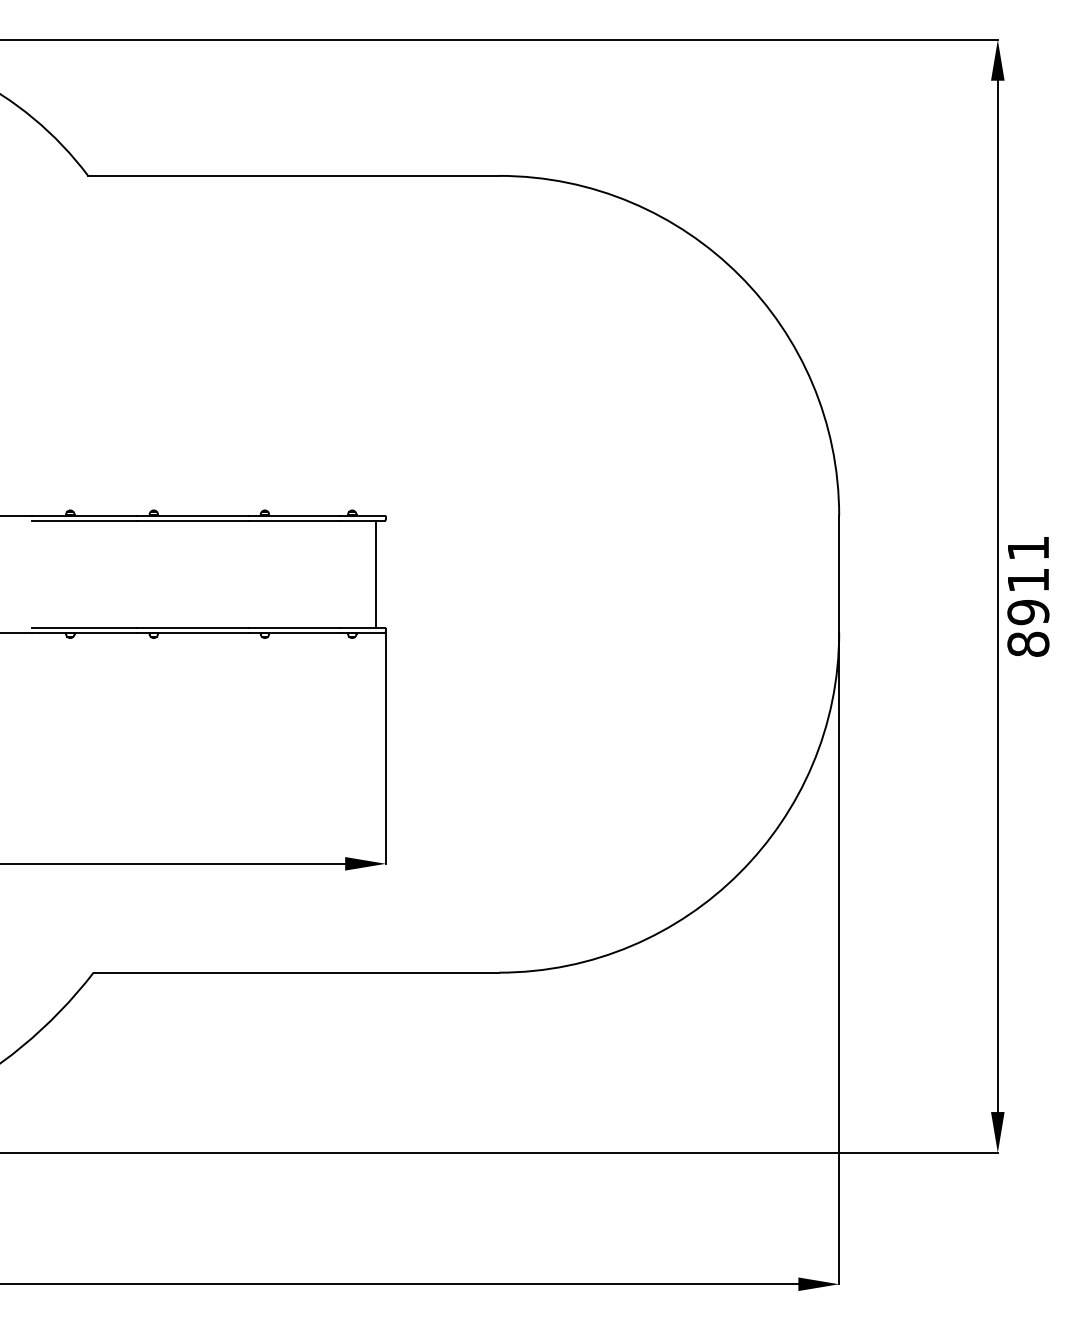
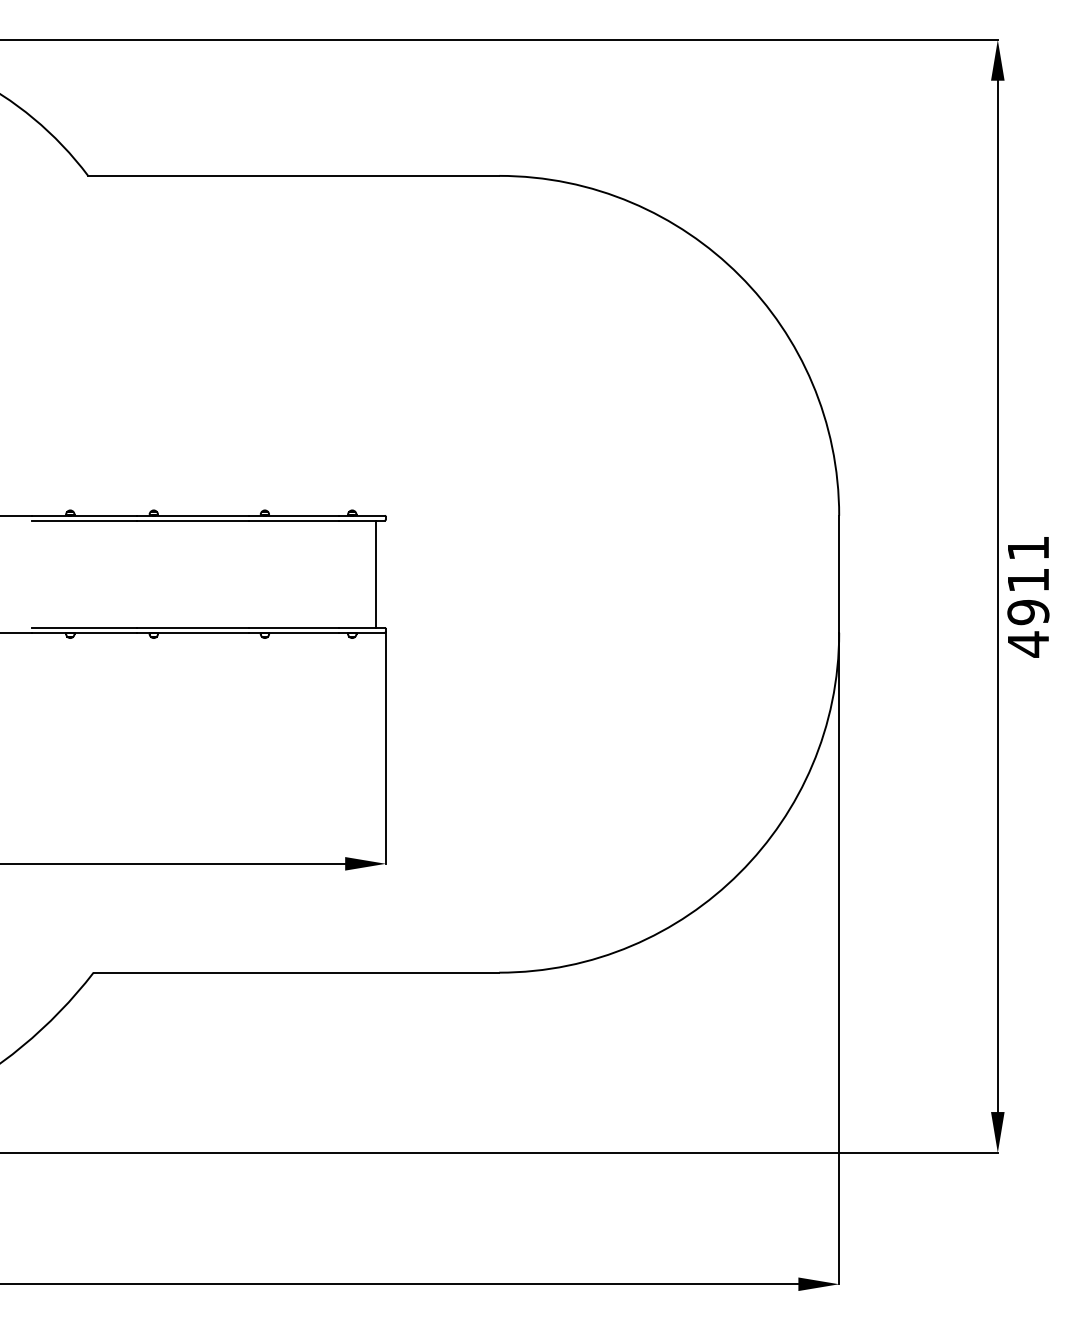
text: 8911 -> 4911 (1028, 644)
